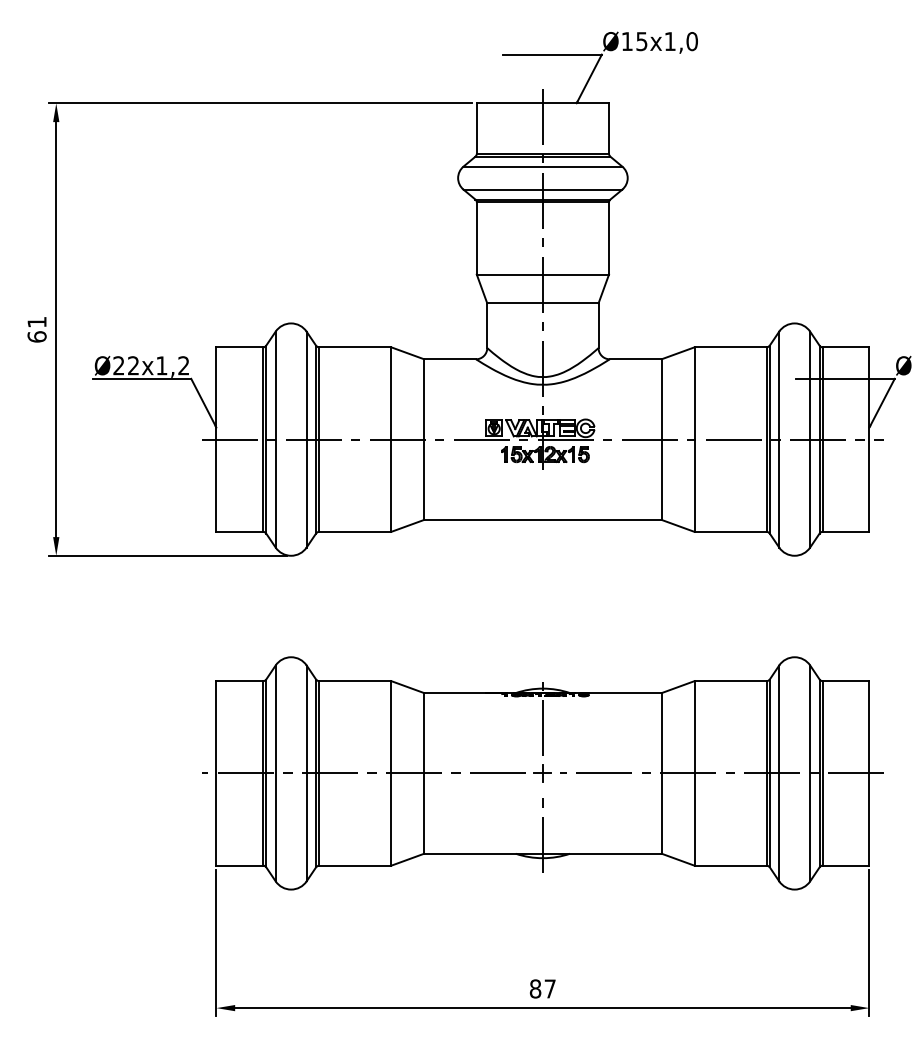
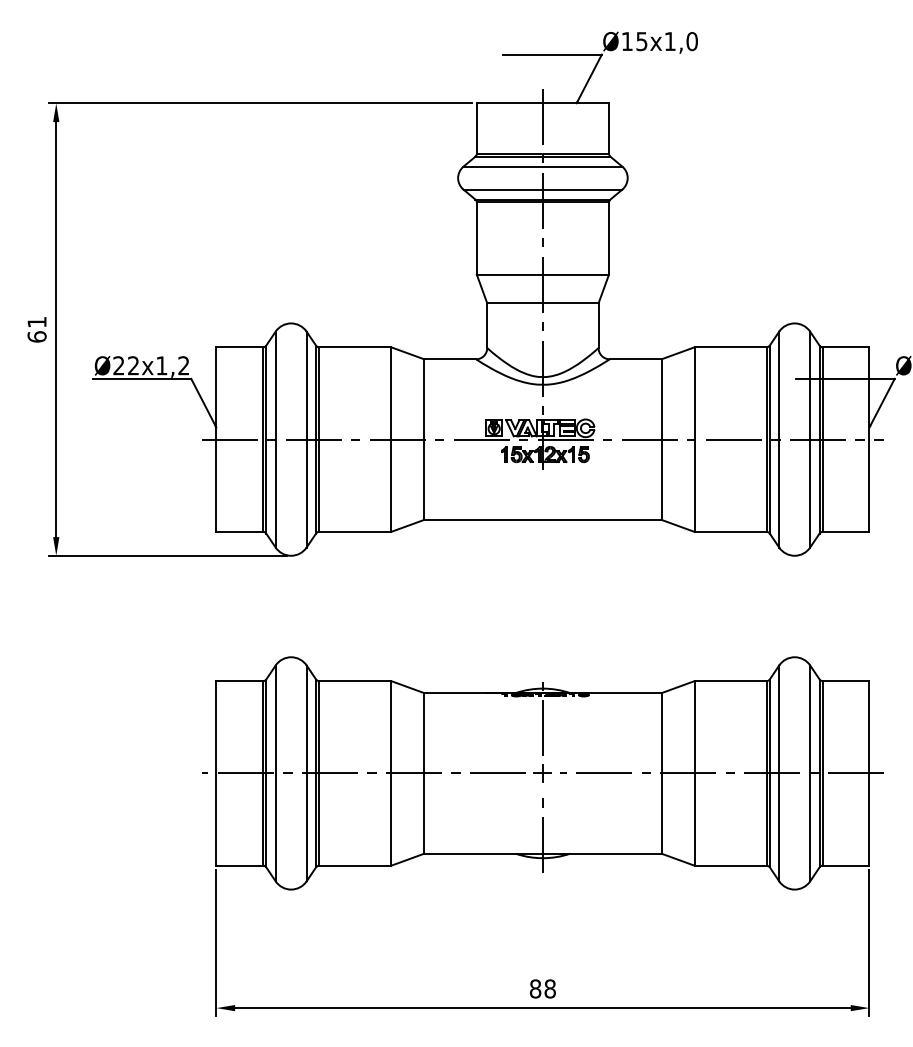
text: 87 -> 88 (549, 988)
